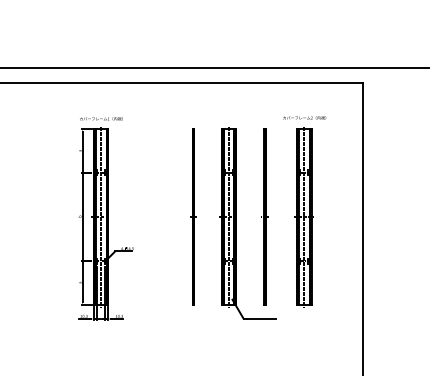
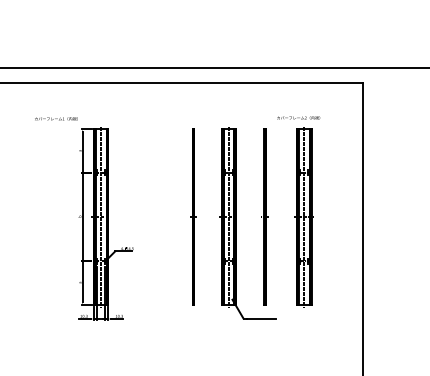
text position: (304, 117) -> (298, 117) (298, 117)
text position: (101, 118) -> (56, 118) (56, 118)
